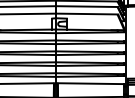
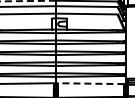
line: solid -> dashed (28, 1)
line: solid -> dashed (89, 83)
